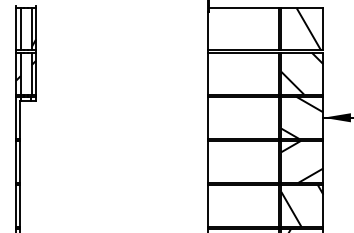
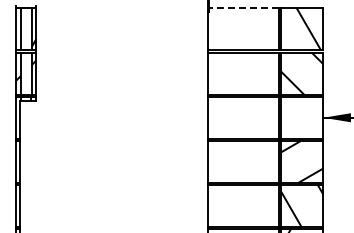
line: solid -> dashed (244, 8)
hatch: present -> none (302, 117)
